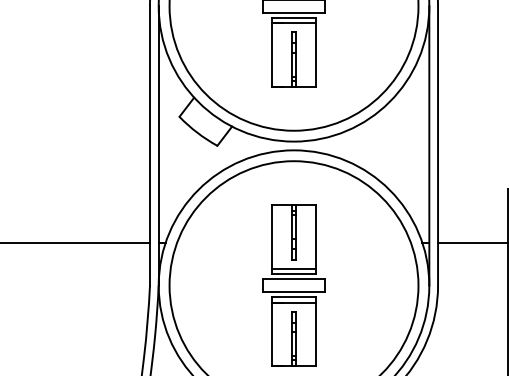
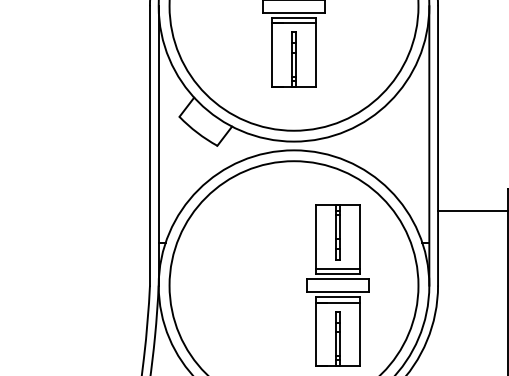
line: present -> none (75, 242)
line position: (471, 242) -> (471, 210) (471, 210)
part position: (293, 285) -> (337, 285) (337, 285)
